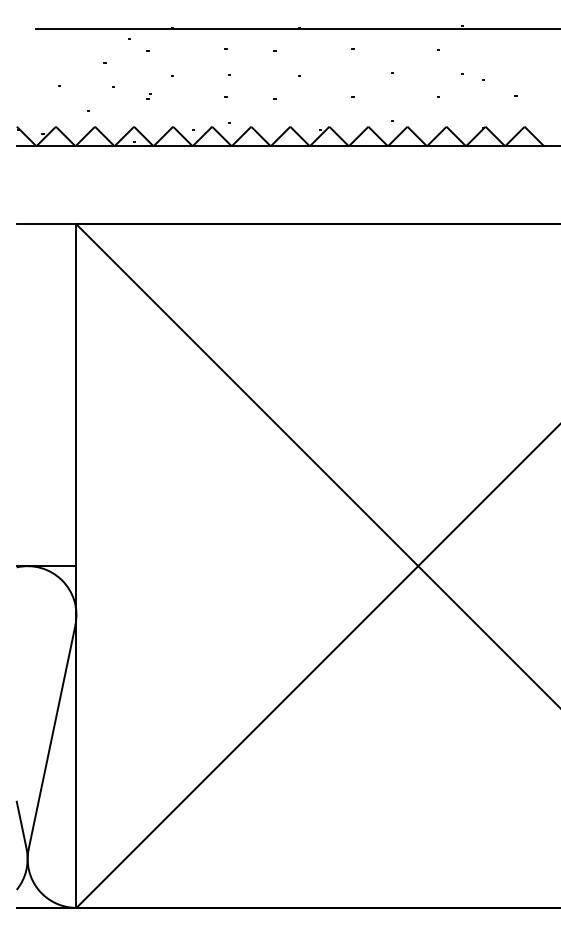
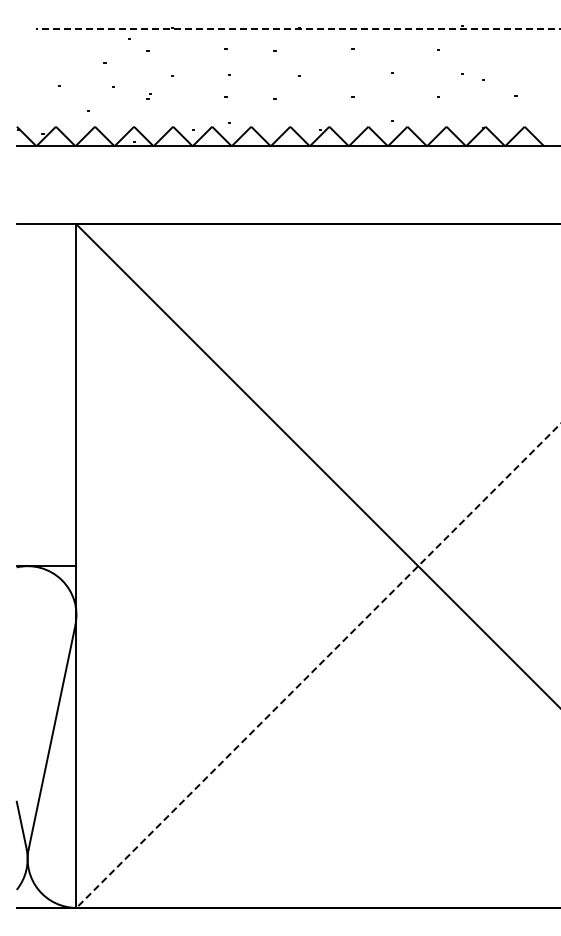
line: solid -> dashed (297, 29)
line: solid -> dashed (318, 666)
